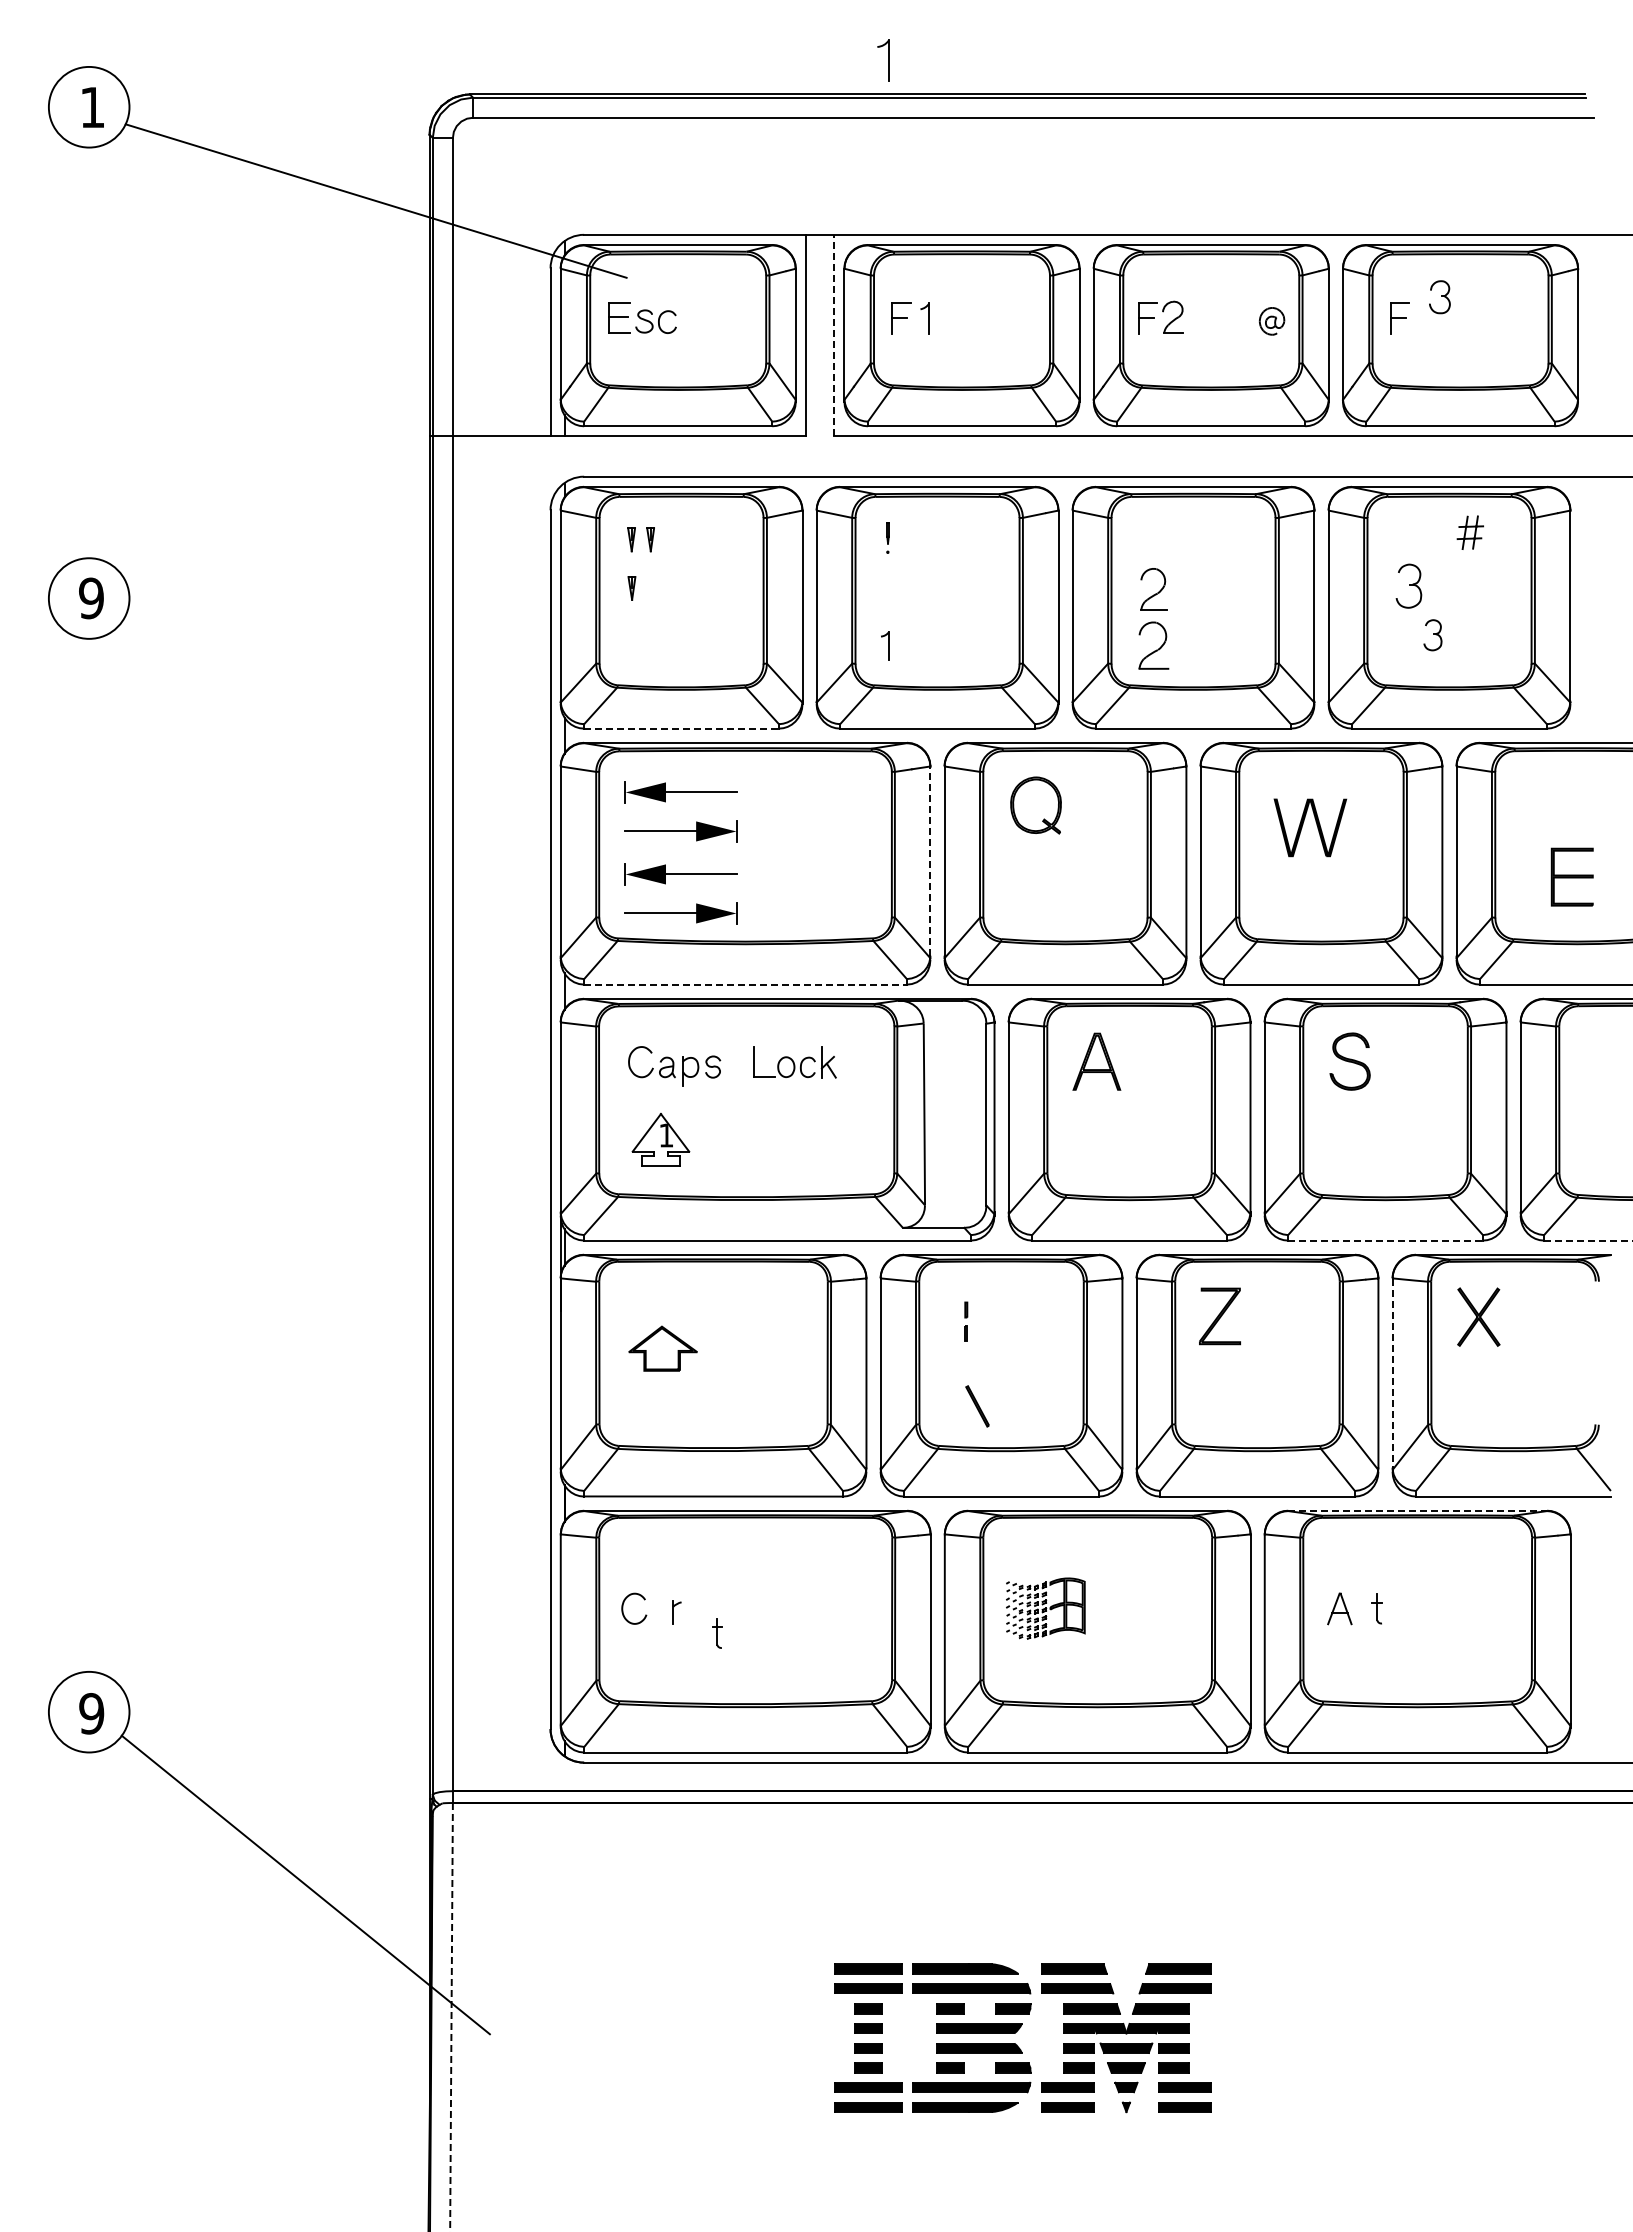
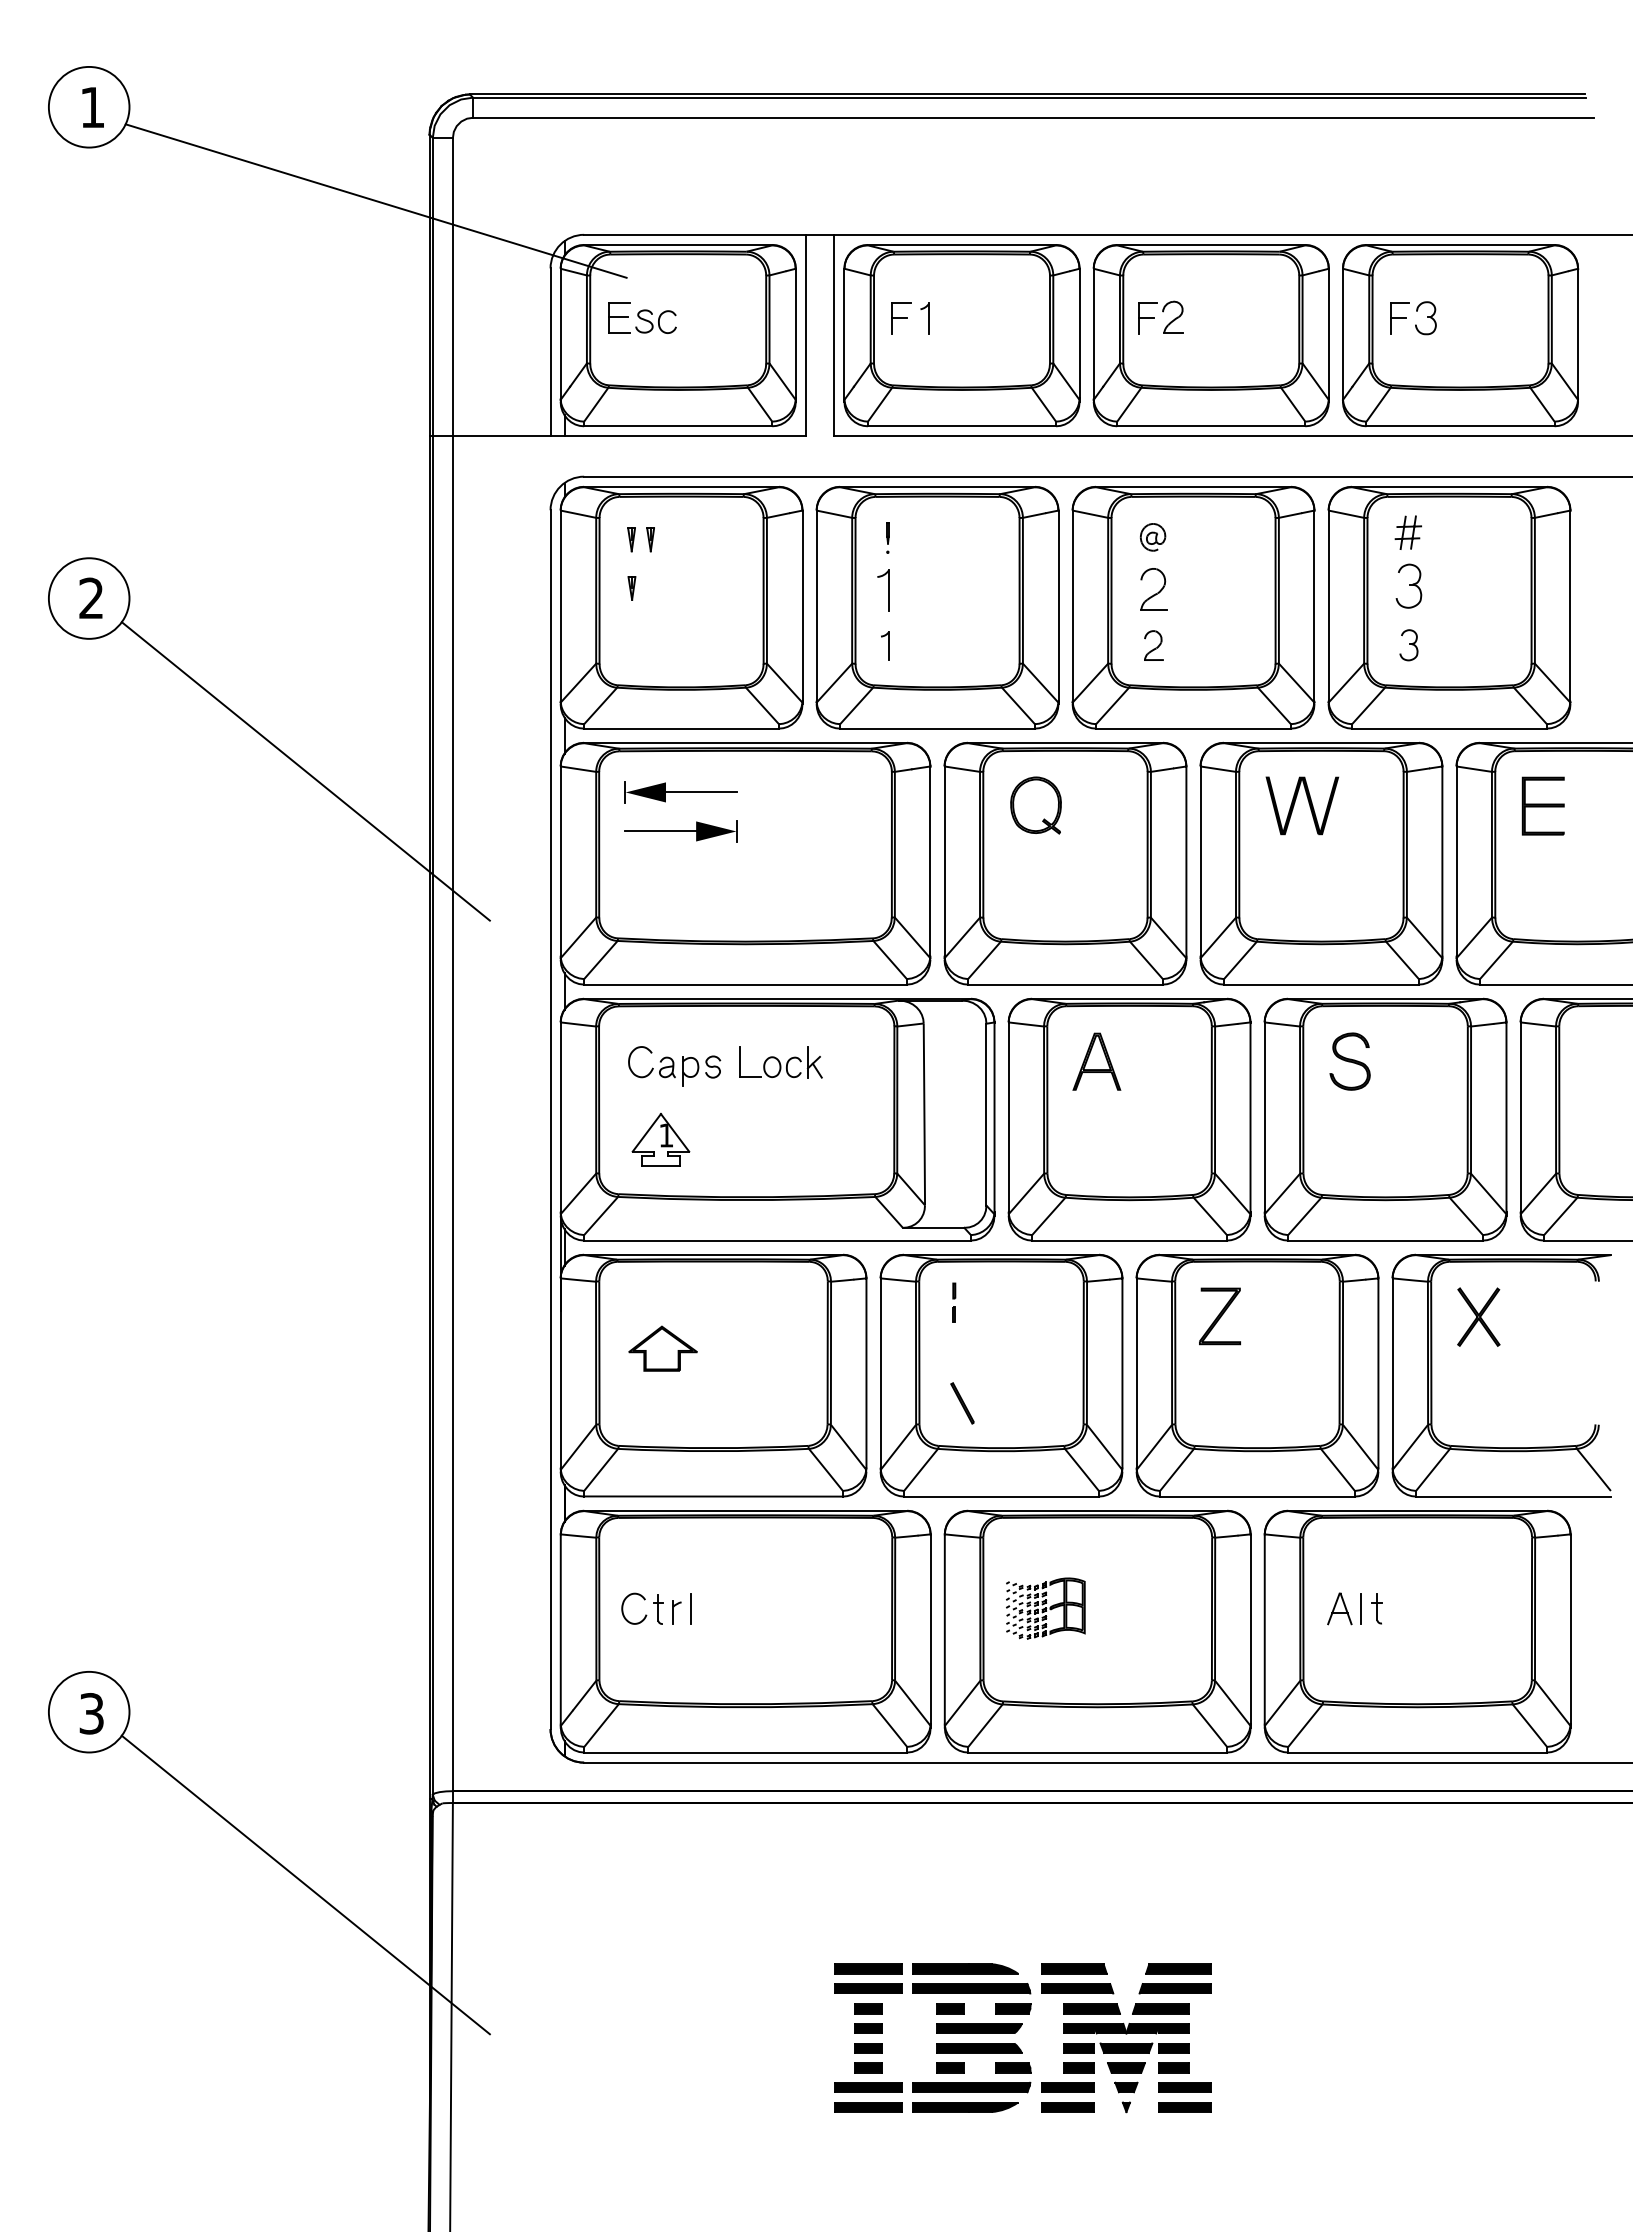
part position: (883, 60) -> (883, 590) (883, 590)
part position: (1439, 297) -> (1425, 318) (1425, 318)
part position: (1271, 321) -> (1152, 537) (1152, 537)
line: dashed -> solid (834, 335)
part position: (1469, 532) -> (1407, 532) (1407, 532)
text: 9 -> 2 (91, 598)
part position: (1432, 635) -> (1408, 645) (1408, 645)
part size: 32x49 px -> 20x31 px (1153, 645)
line: dashed -> solid (682, 728)
line: none -> present (305, 771)
part position: (1316, 825) -> (1308, 803) (1308, 803)
line: dashed -> solid (930, 860)
part position: (1571, 876) -> (1542, 805) (1542, 805)
part: present -> none (665, 884)
line: dashed -> solid (746, 984)
part position: (794, 1062) -> (780, 1062) (780, 1062)
line: dashed -> solid (1386, 1240)
line: dashed -> solid (1588, 1240)
line position: (966, 1318) -> (954, 1299) (954, 1299)
line: dashed -> solid (1392, 1373)
part position: (977, 1406) -> (962, 1403) (962, 1403)
line: dashed -> solid (1418, 1510)
line: none -> present (690, 1609)
line: none -> present (1361, 1609)
part position: (717, 1633) -> (658, 1609) (658, 1609)
text: 9 -> 3 (91, 1713)
line: dashed -> solid (451, 2017)
